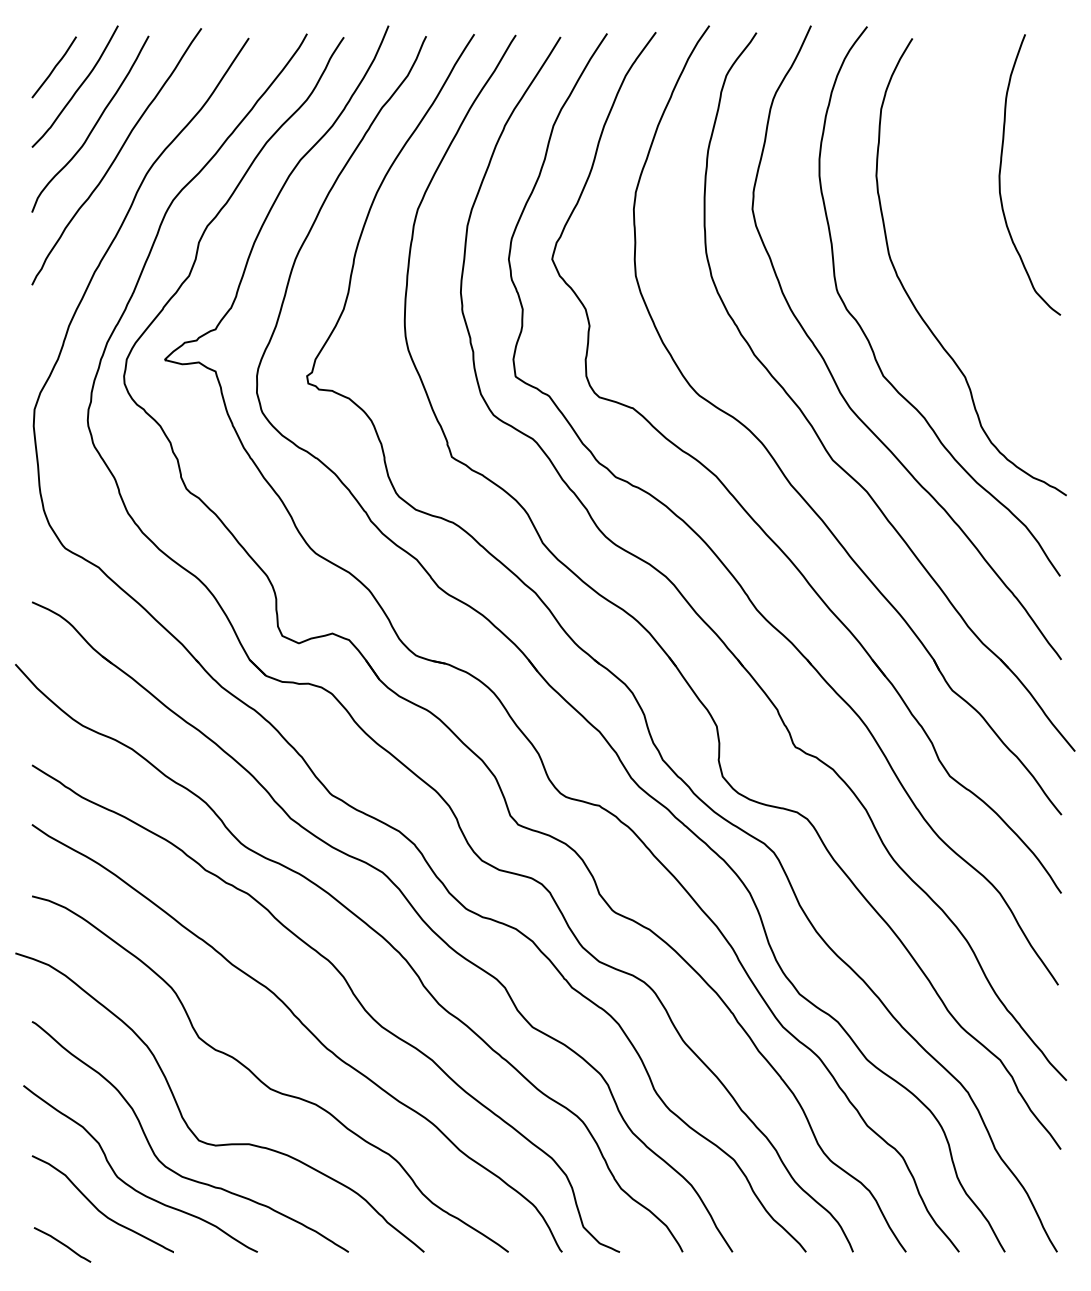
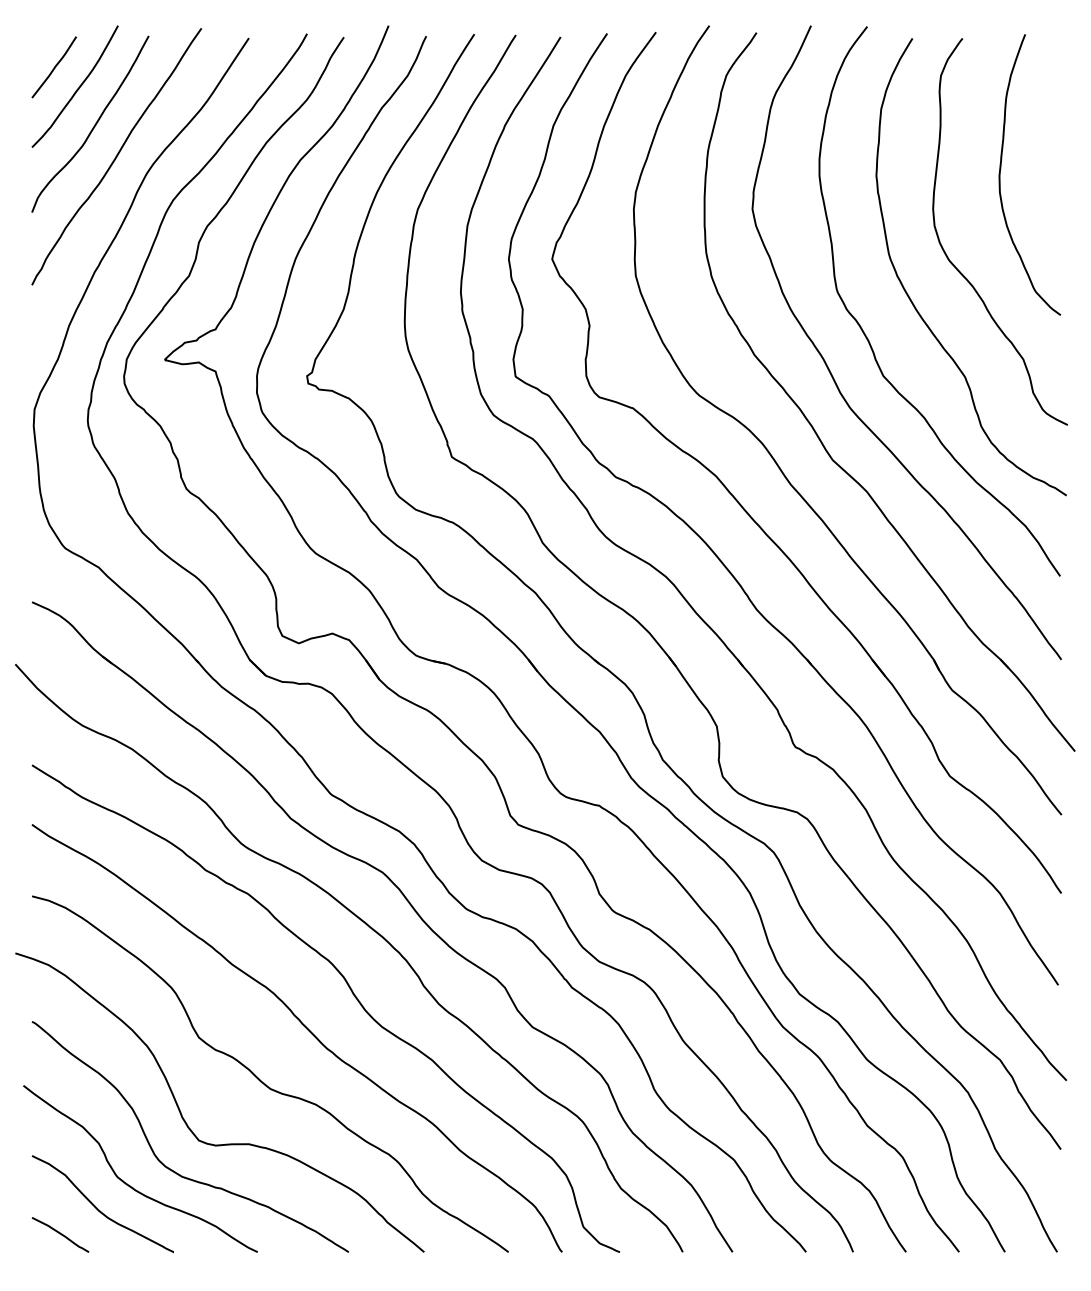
curve: none -> present (955, 265)
curve position: (62, 1244) -> (60, 1234) (60, 1234)
